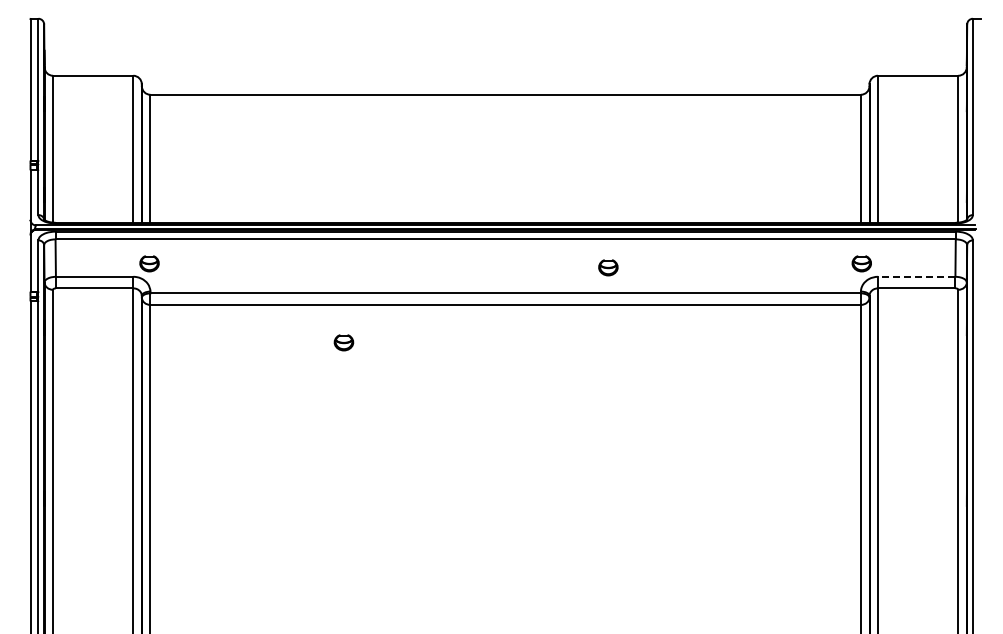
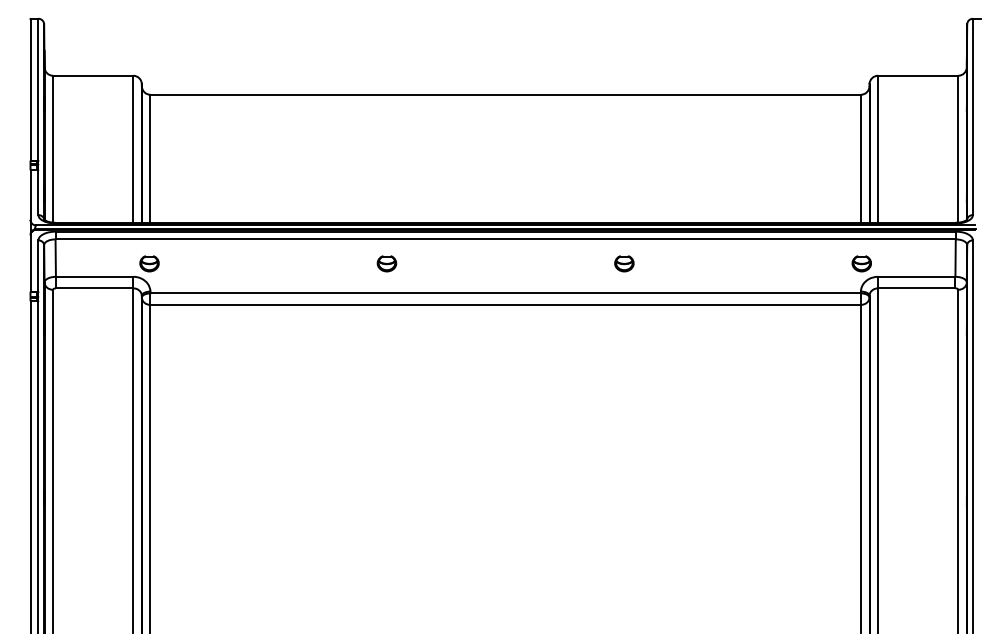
part position: (608, 267) -> (624, 263) (624, 263)
line: dashed -> solid (916, 276)
part position: (343, 342) -> (386, 263) (386, 263)
